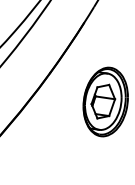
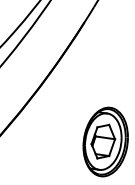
part position: (105, 101) -> (105, 141) (105, 141)
